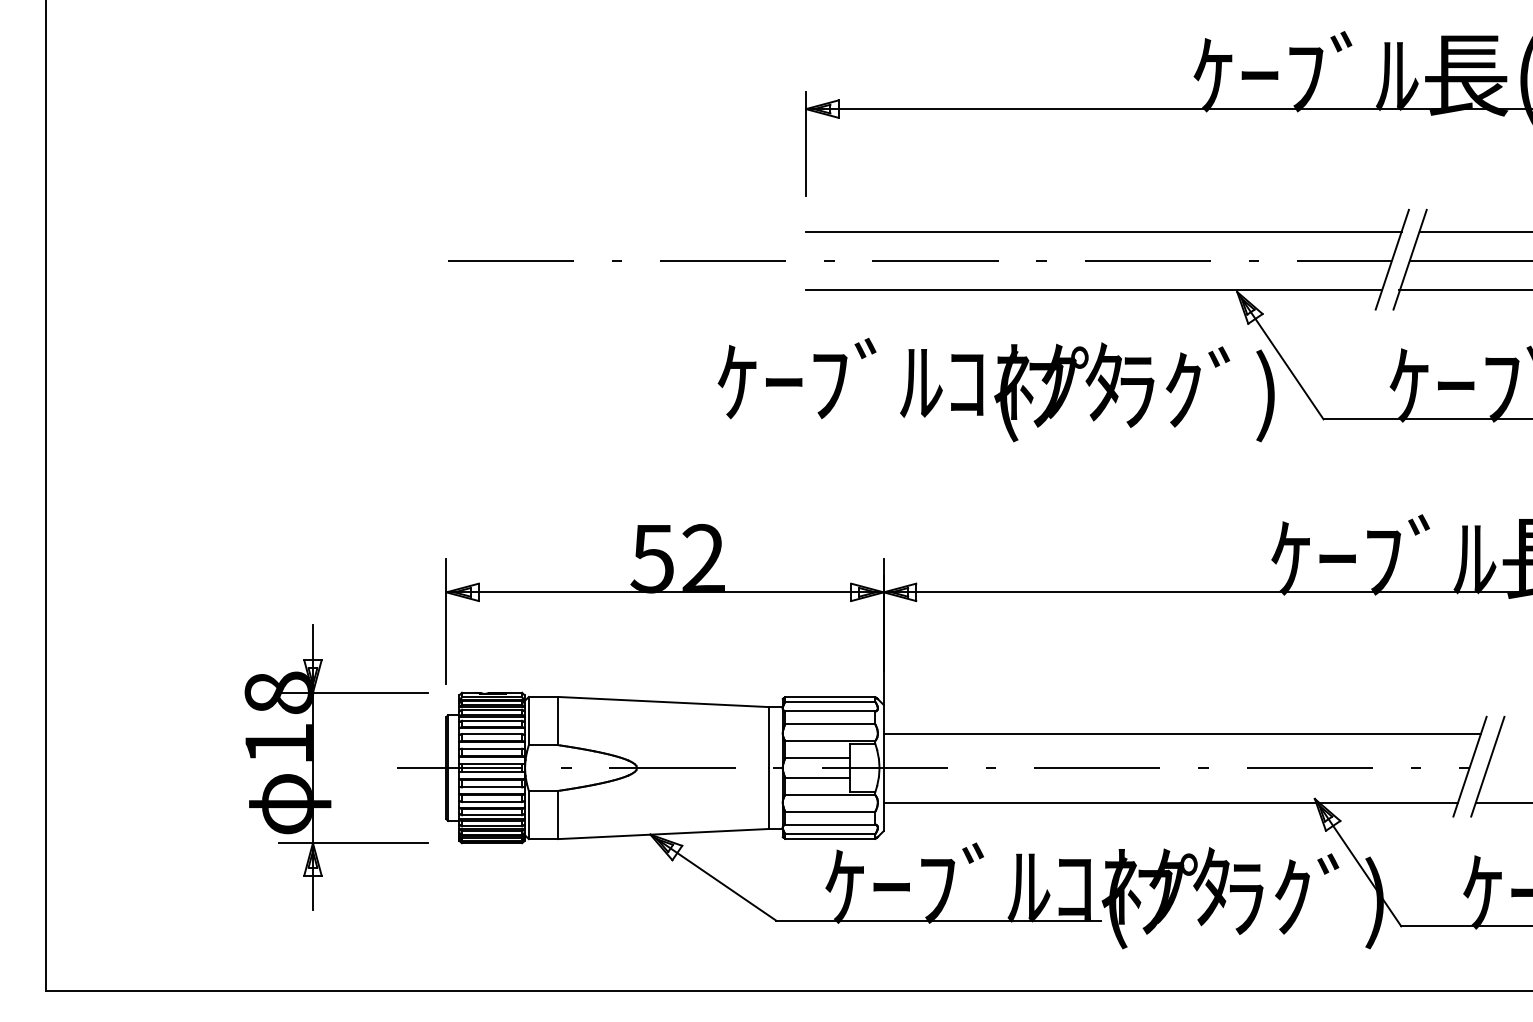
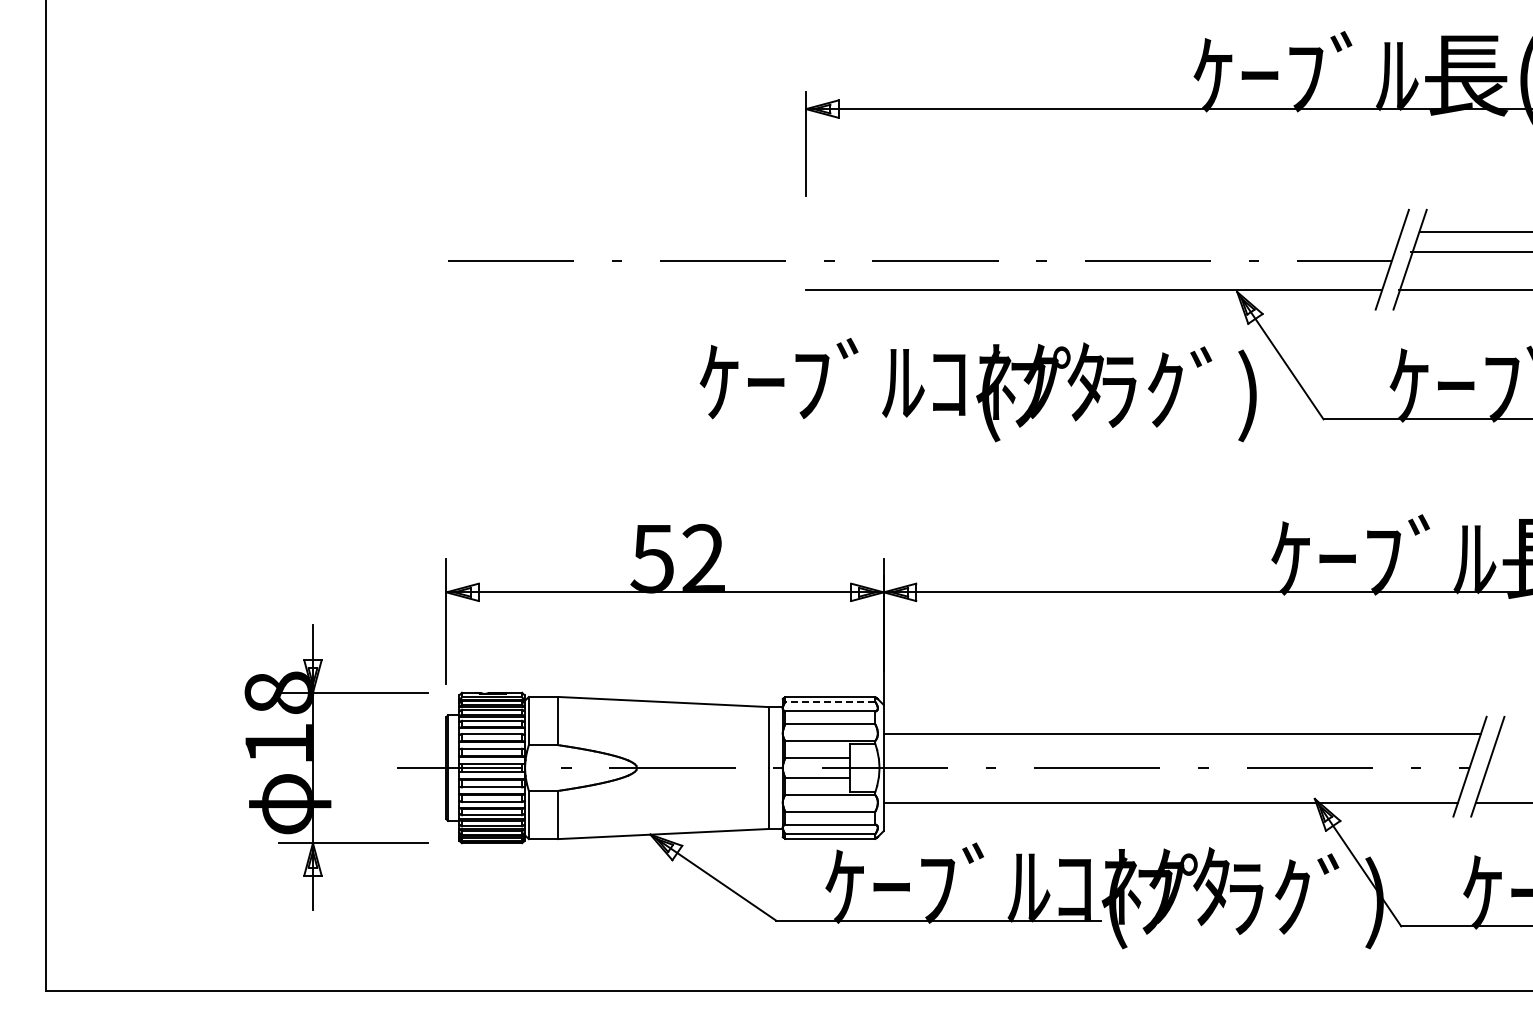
line: present -> none (1103, 231)
line position: (1469, 261) -> (1469, 252) (1469, 252)
text position: (995, 389) -> (977, 389) (977, 389)
line: solid -> dashed (830, 701)
